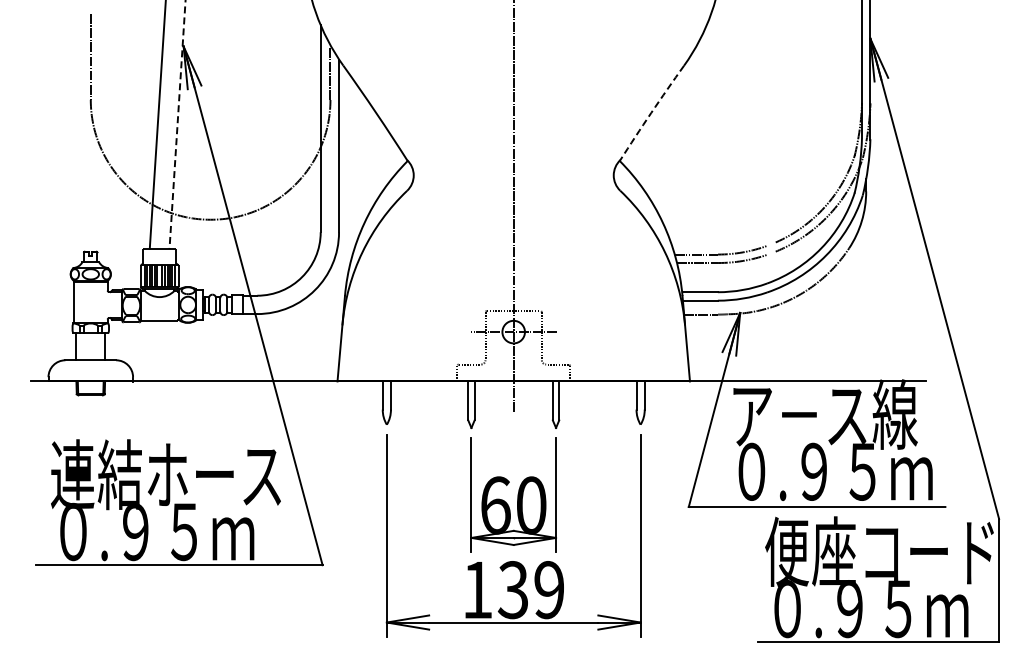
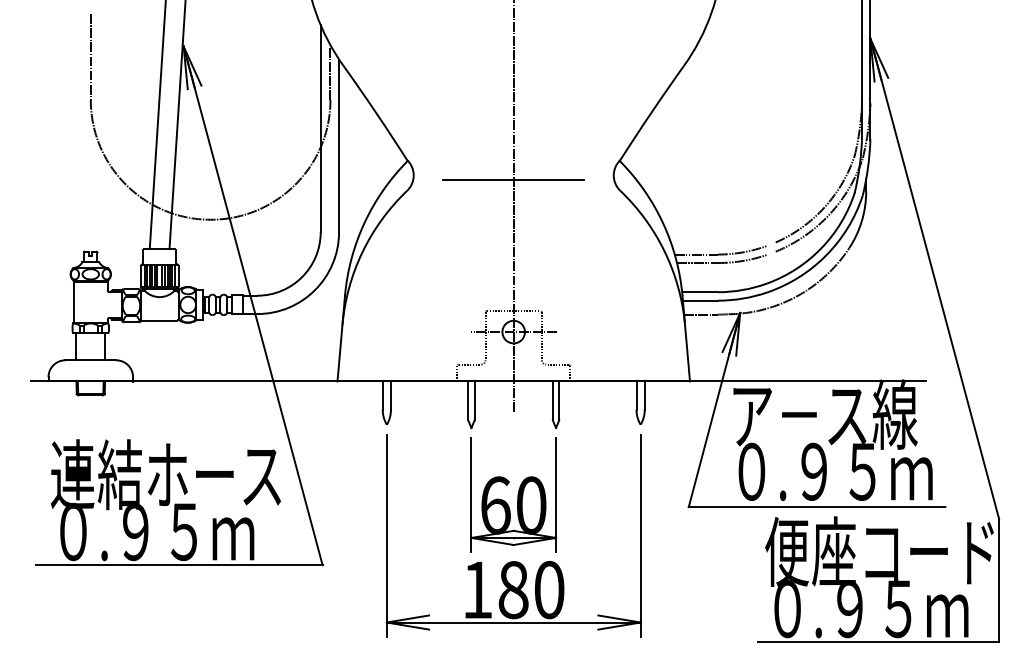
arc: dashed -> solid (651, 112)
line: dashed -> solid (177, 125)
line: none -> present (513, 179)
text: 139 -> 180 (530, 590)
